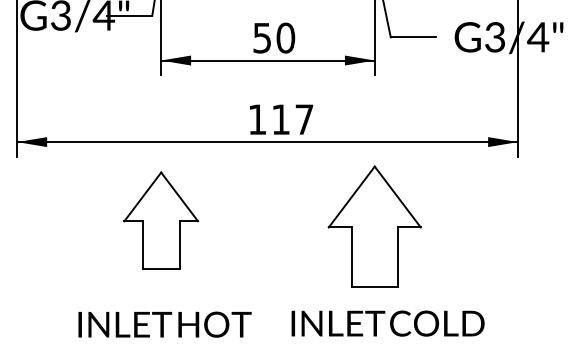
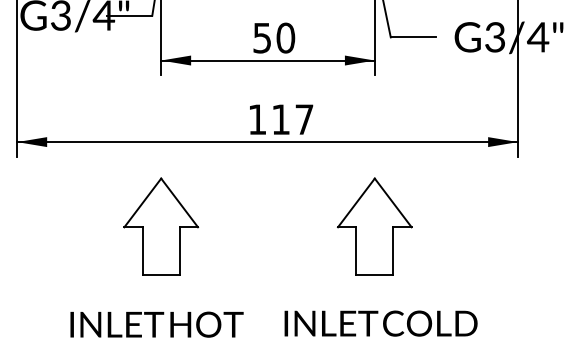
part position: (161, 220) -> (161, 226) (161, 226)
part size: 95x123 px -> 76x99 px (374, 226)
text position: (387, 323) -> (380, 323) (380, 323)
text position: (164, 324) -> (156, 324) (156, 324)
